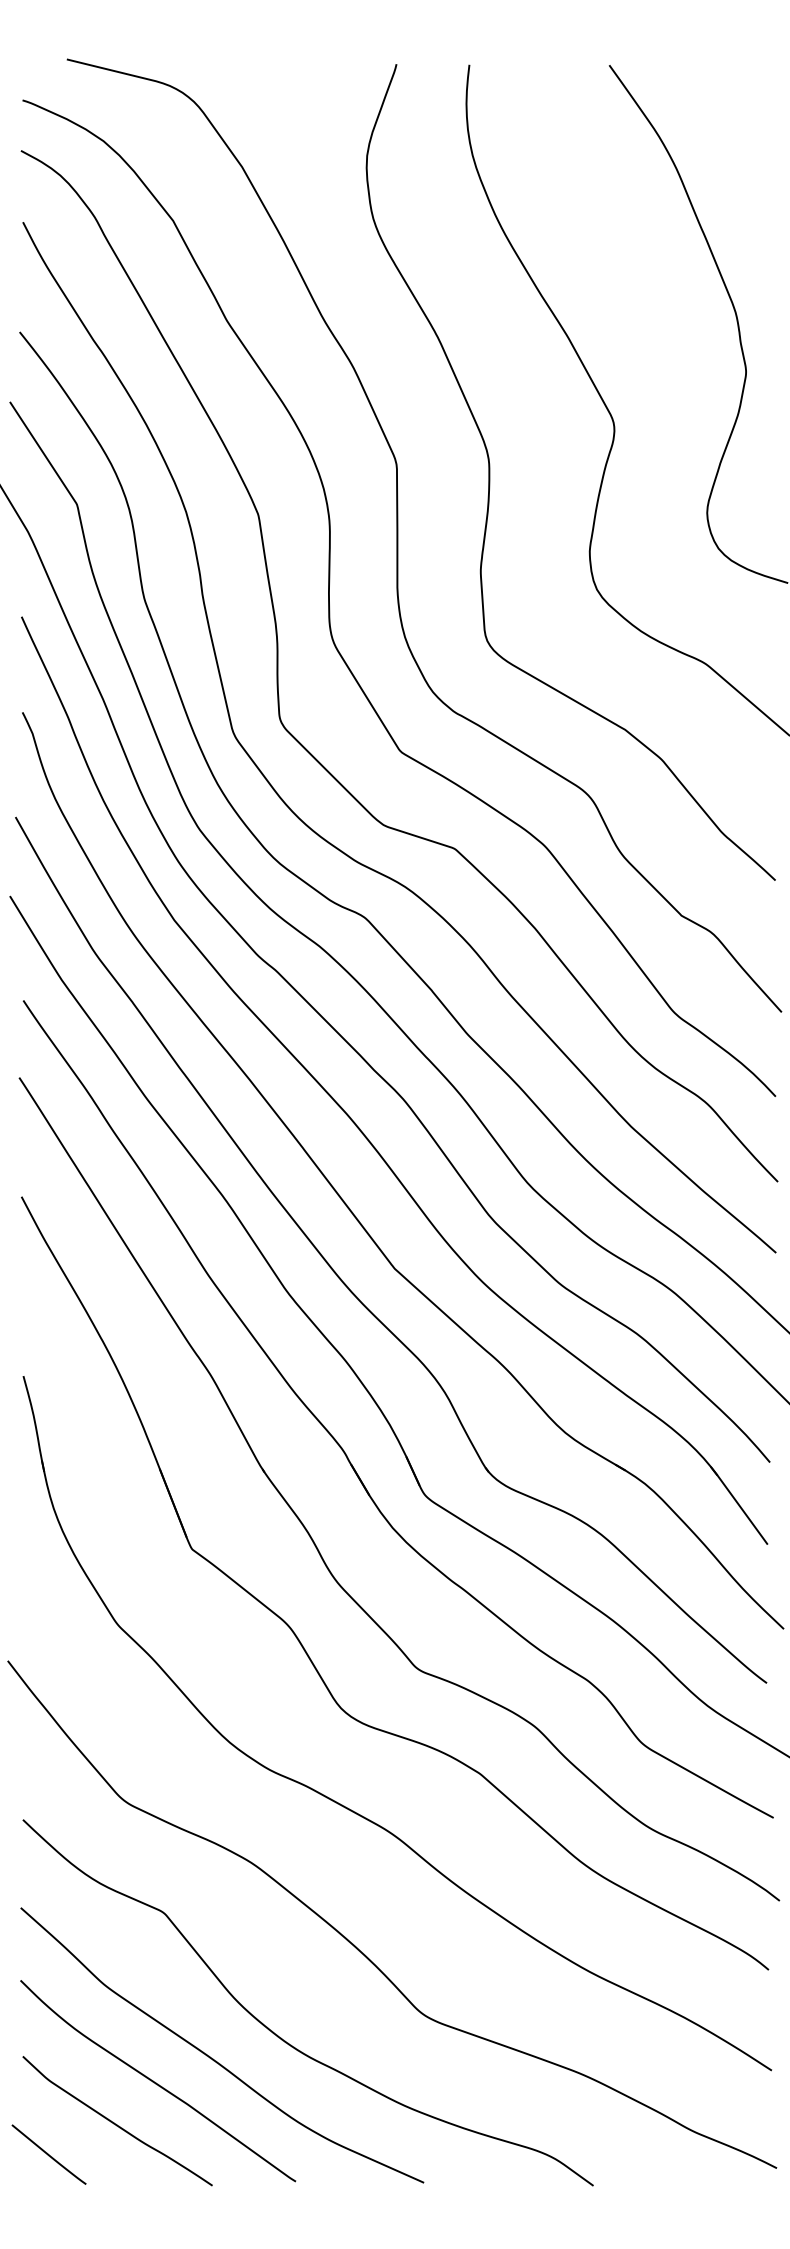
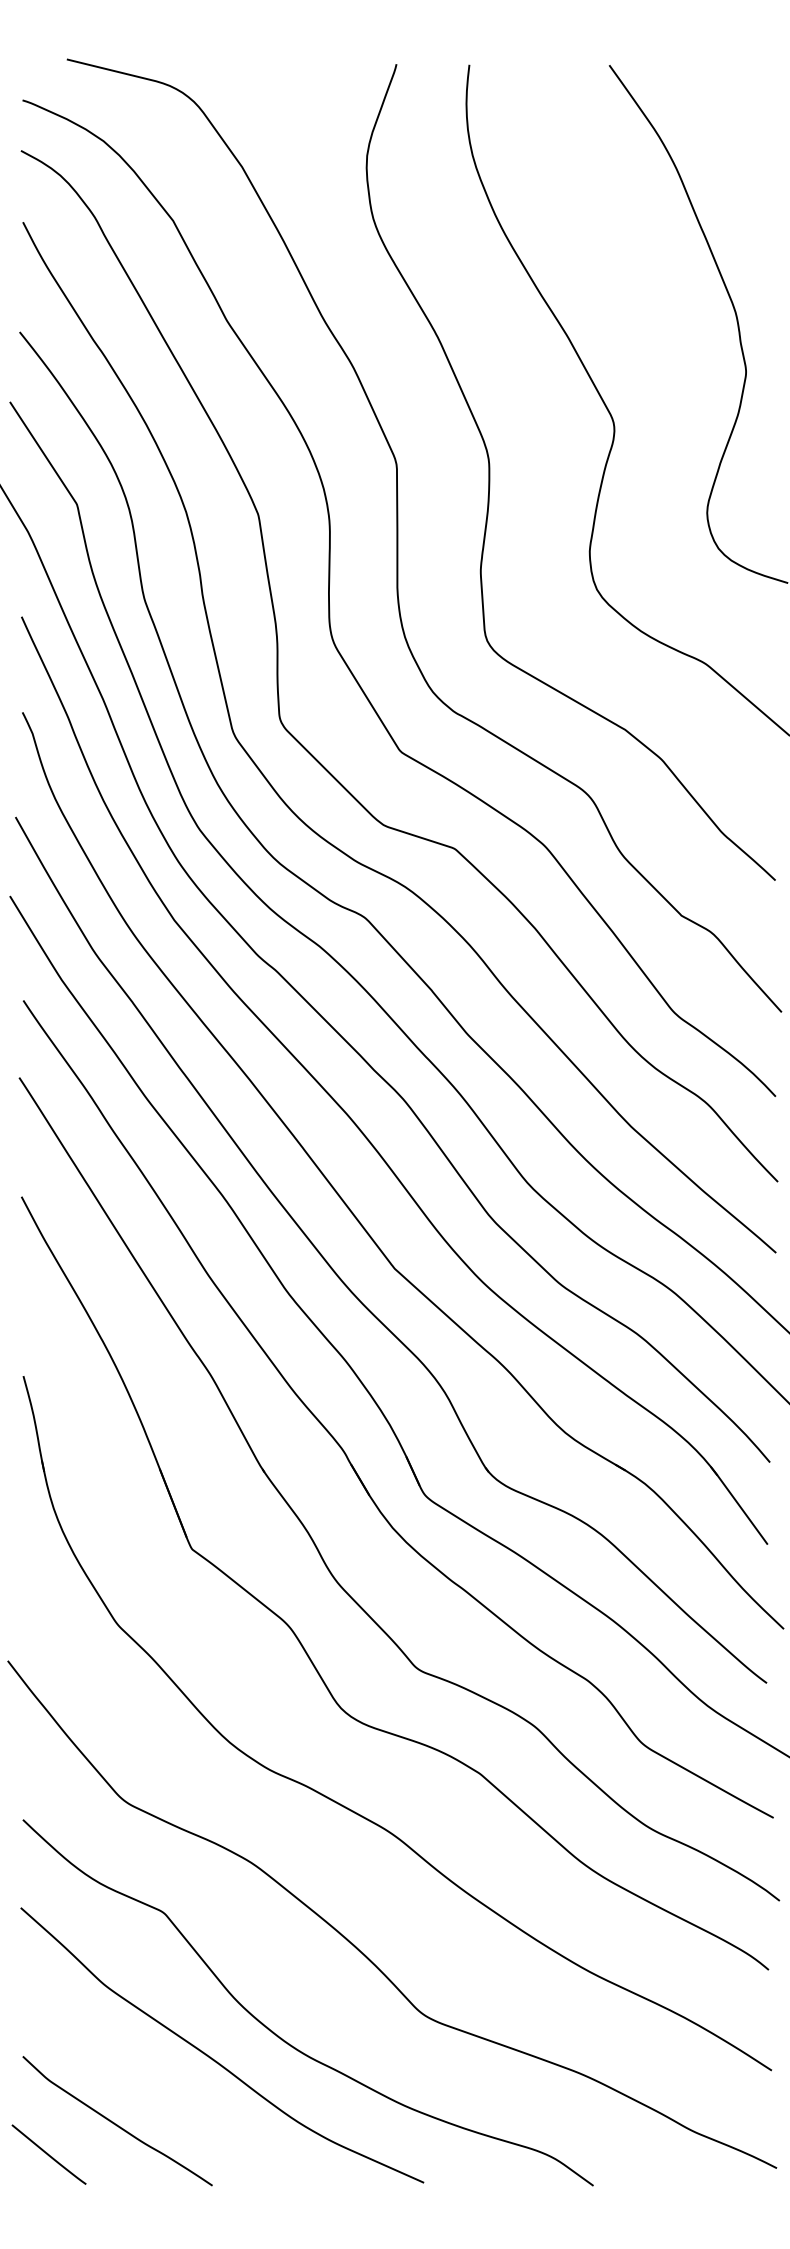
curve: present -> none (156, 2082)
